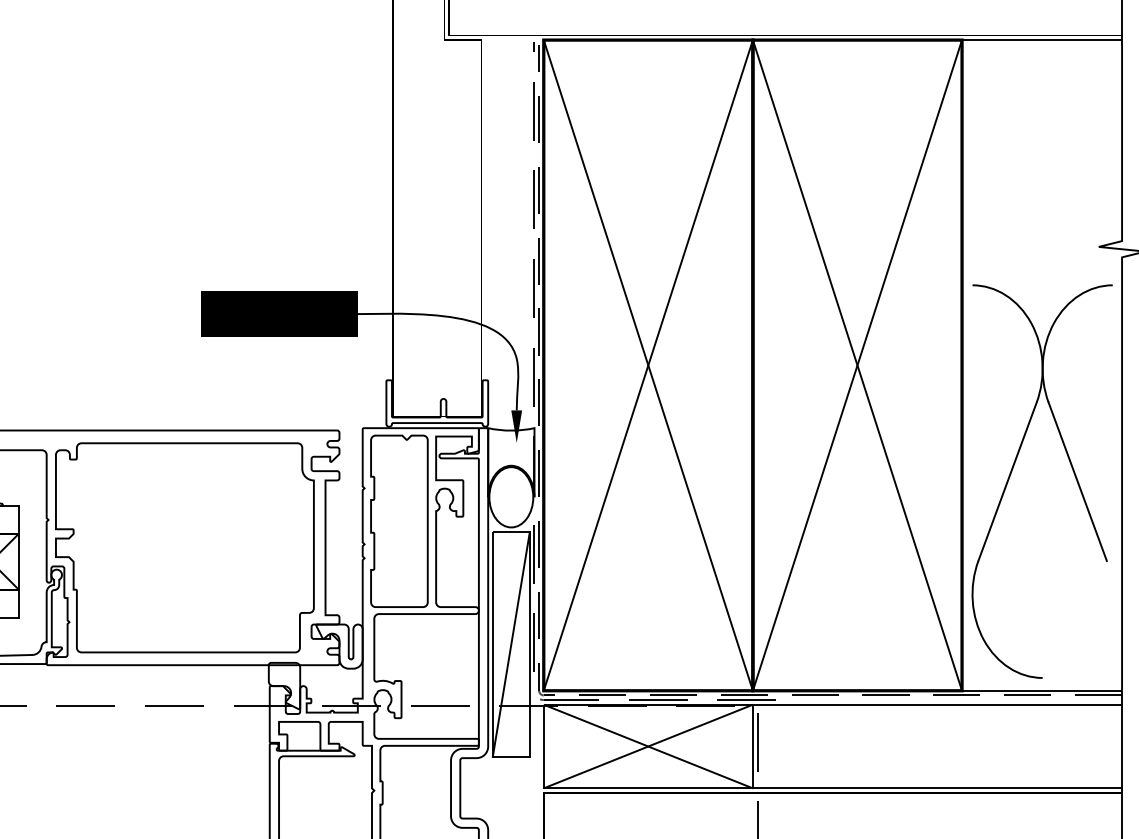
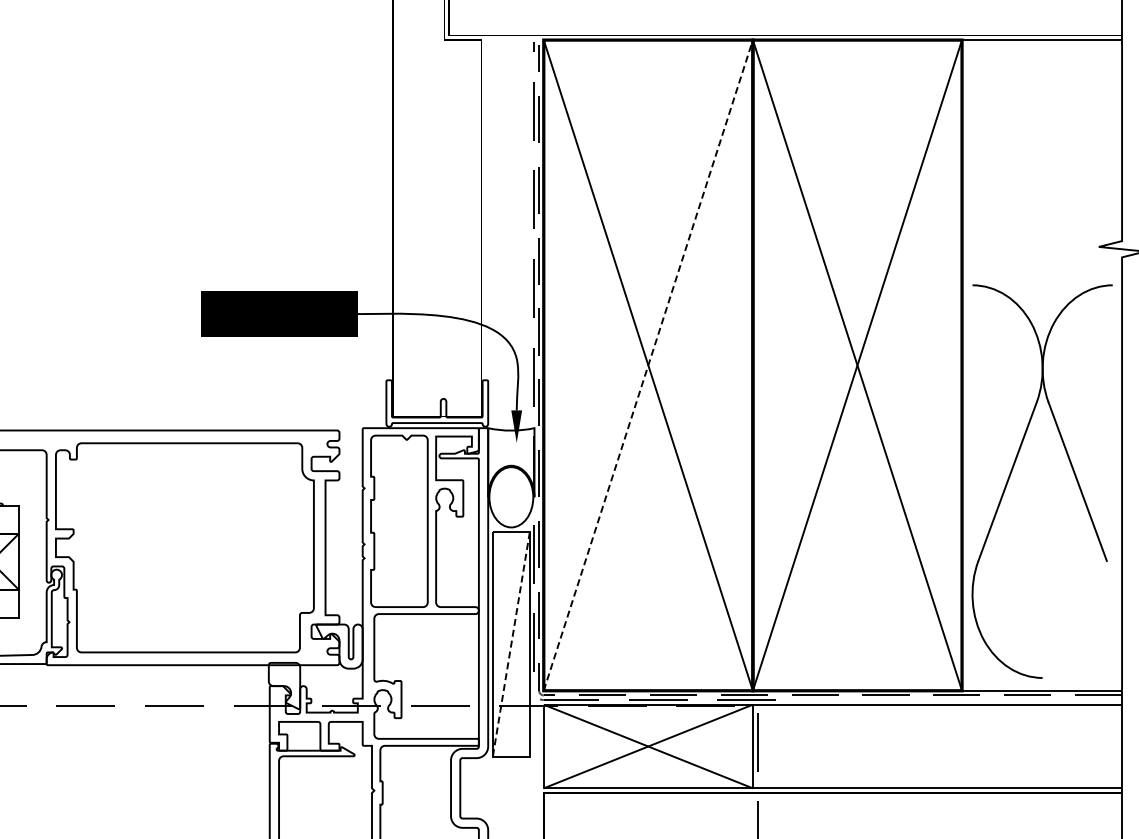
line: solid -> dashed (648, 365)
line: solid -> dashed (511, 644)
